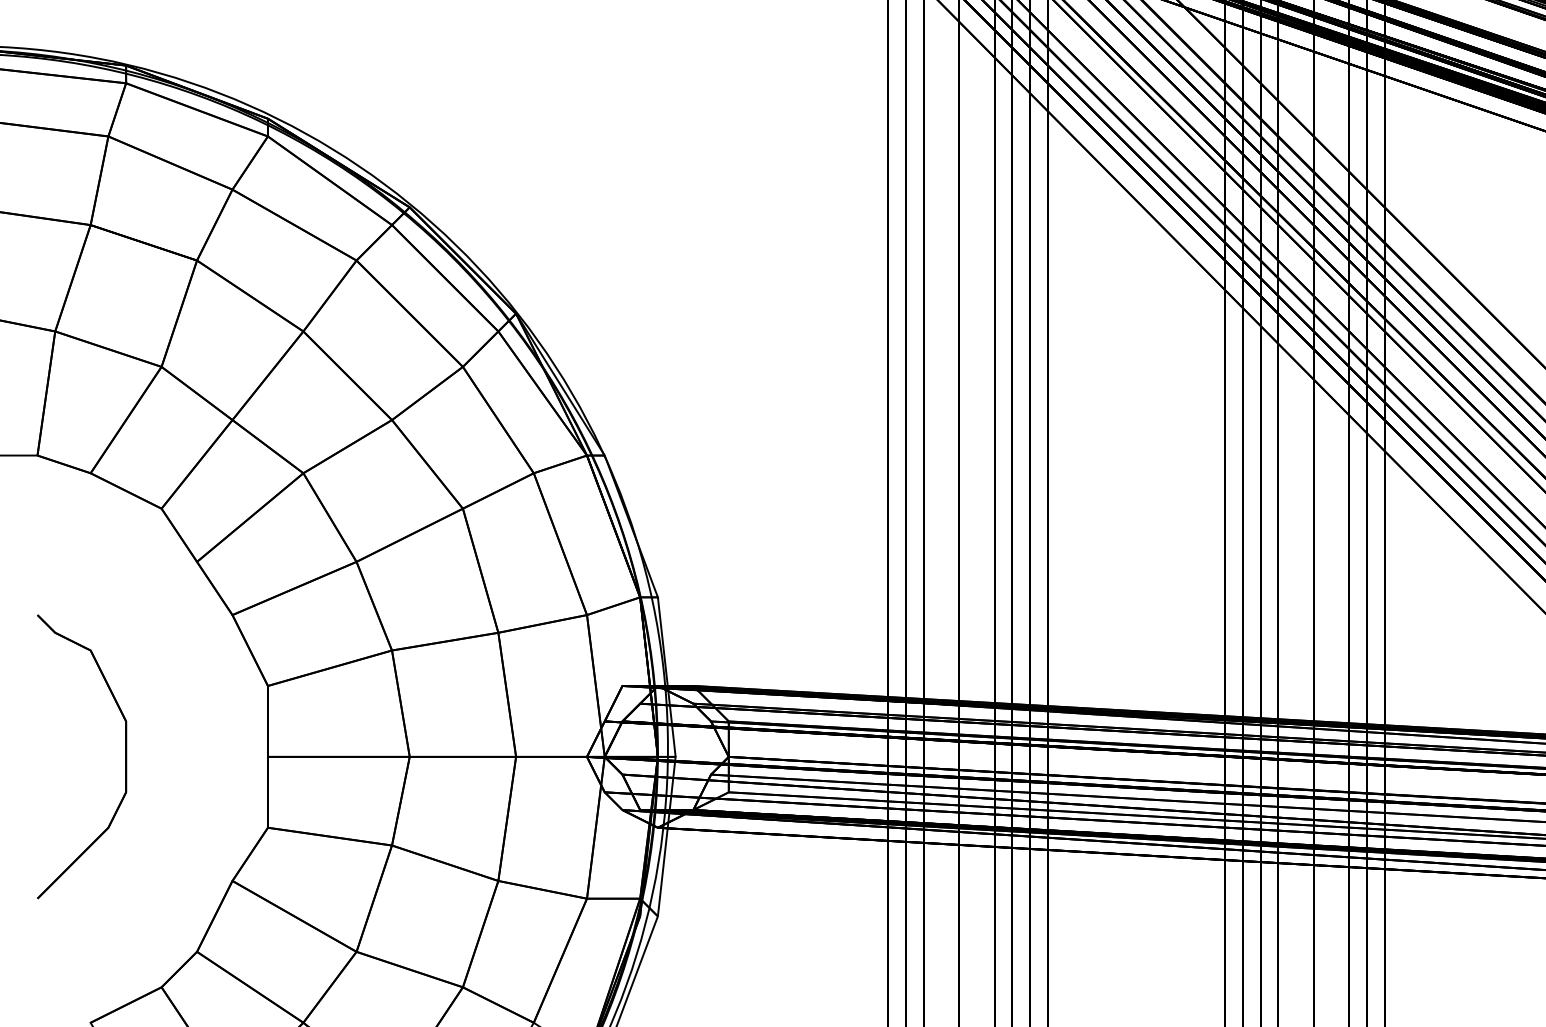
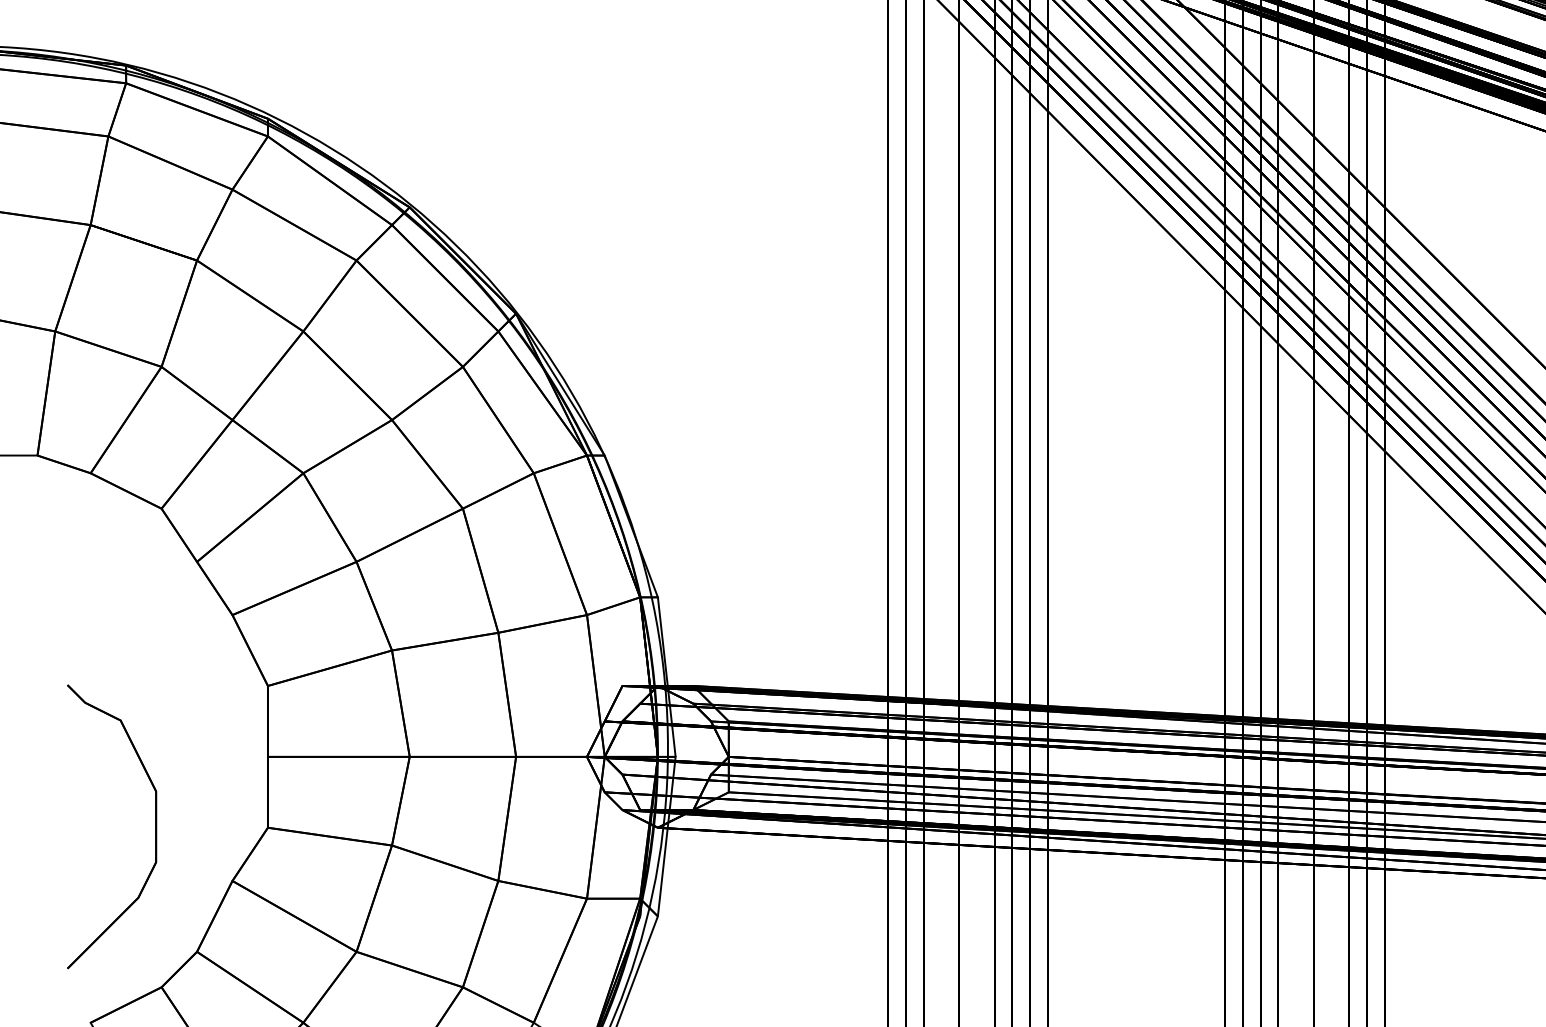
part position: (125, 756) -> (155, 826) (155, 826)
